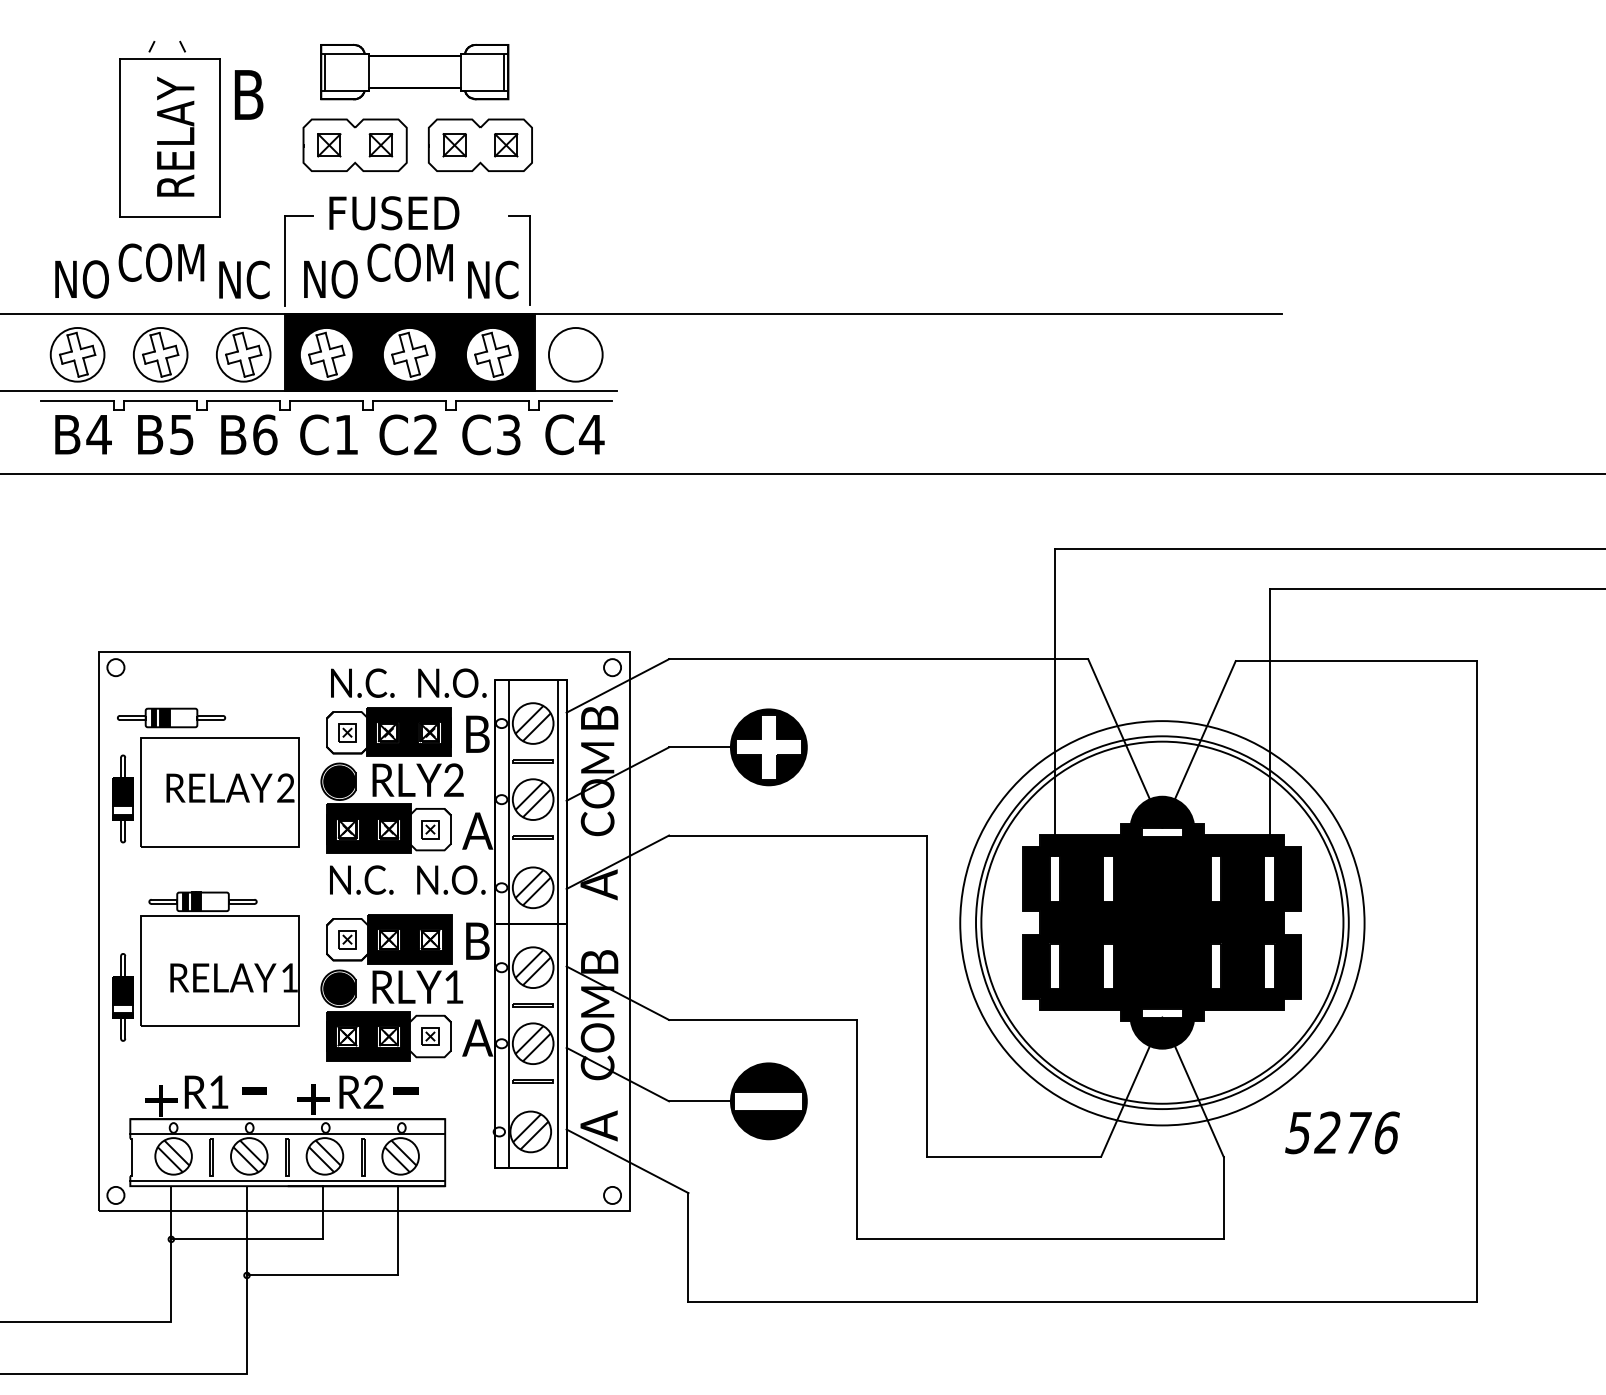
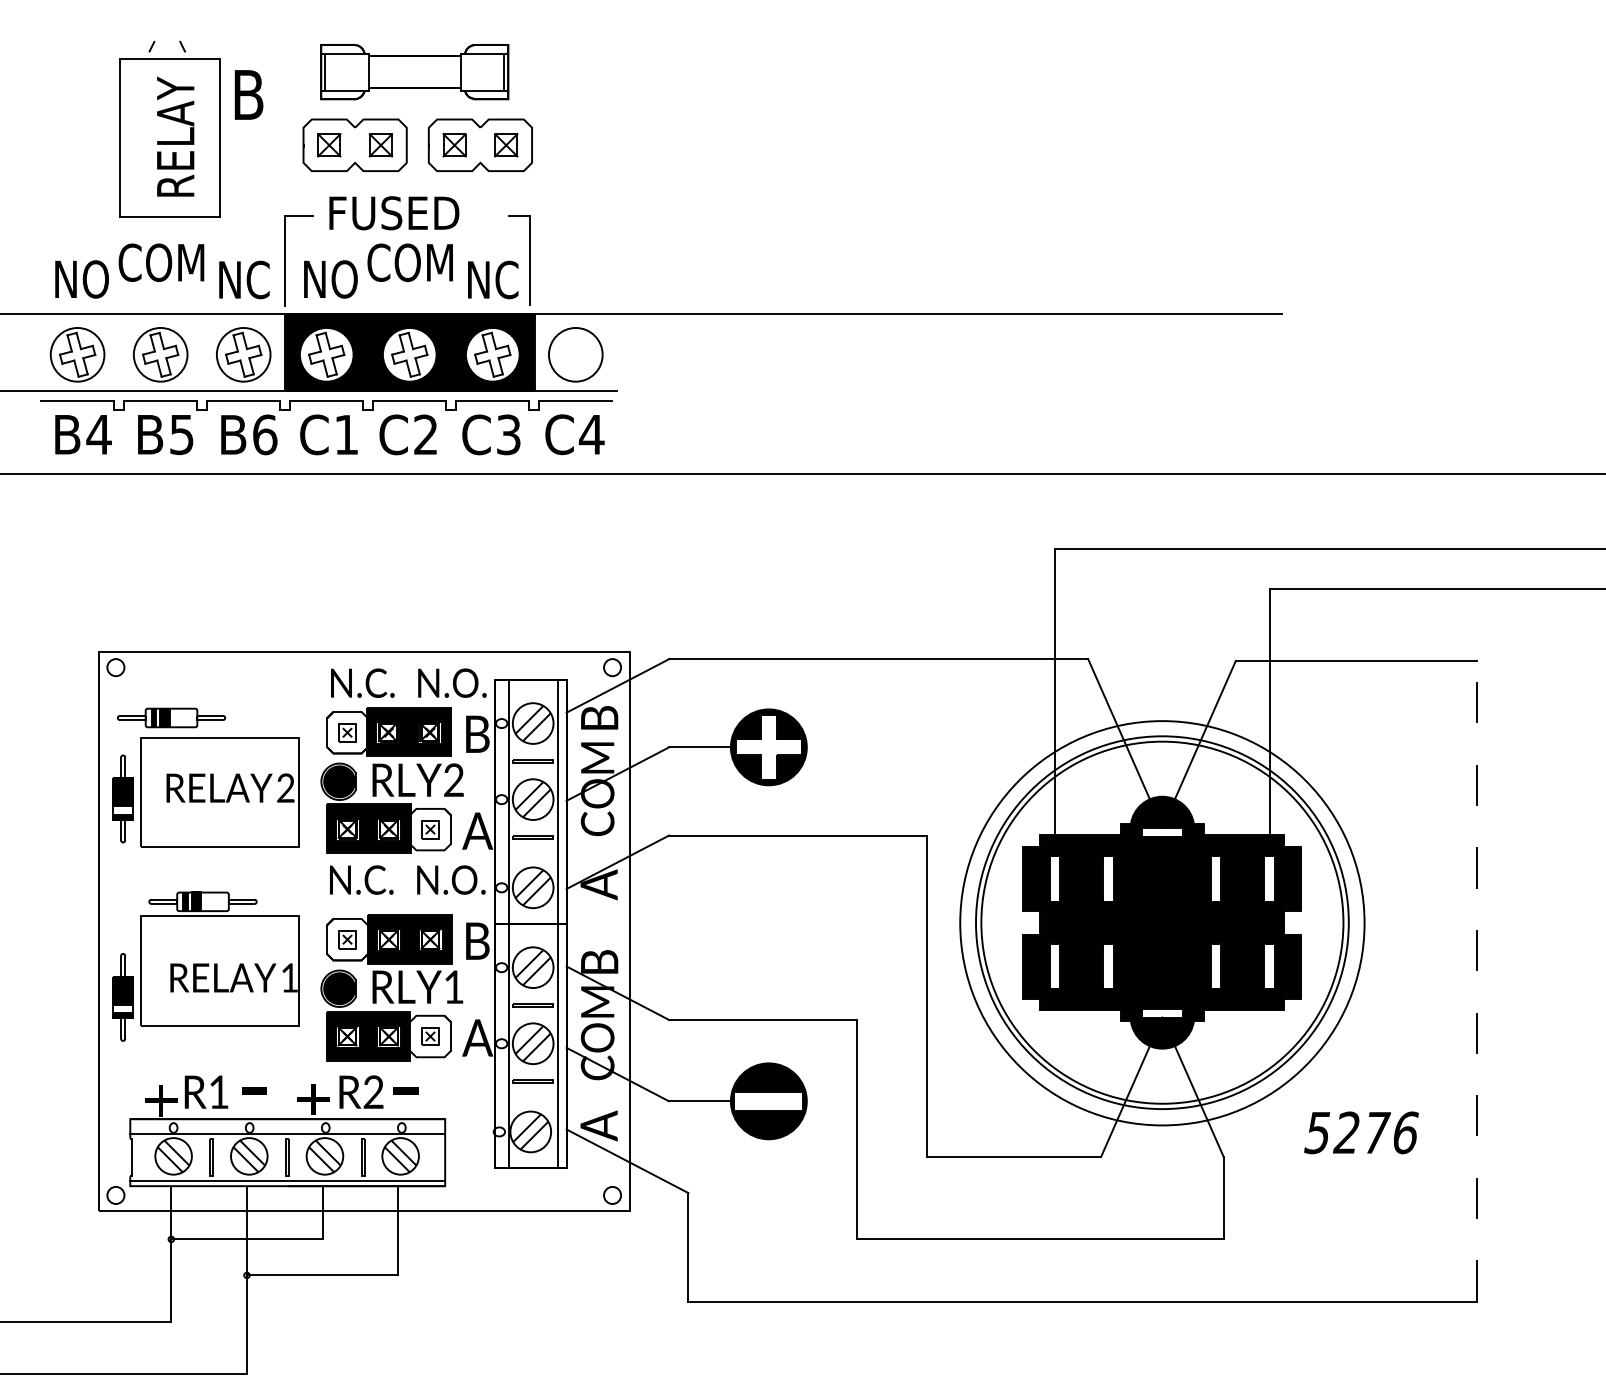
line: solid -> dashed (1477, 980)
text position: (1342, 1132) -> (1361, 1132) (1361, 1132)
